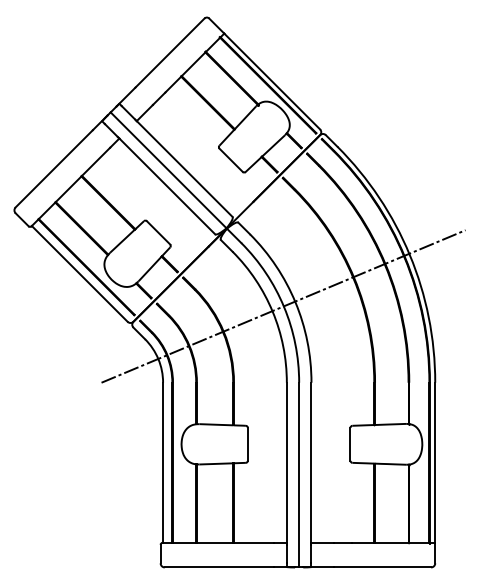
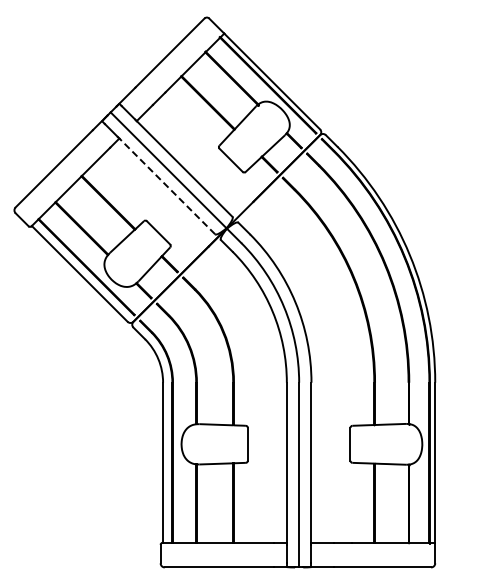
line: solid -> dashed (167, 186)
line: present -> none (283, 306)
